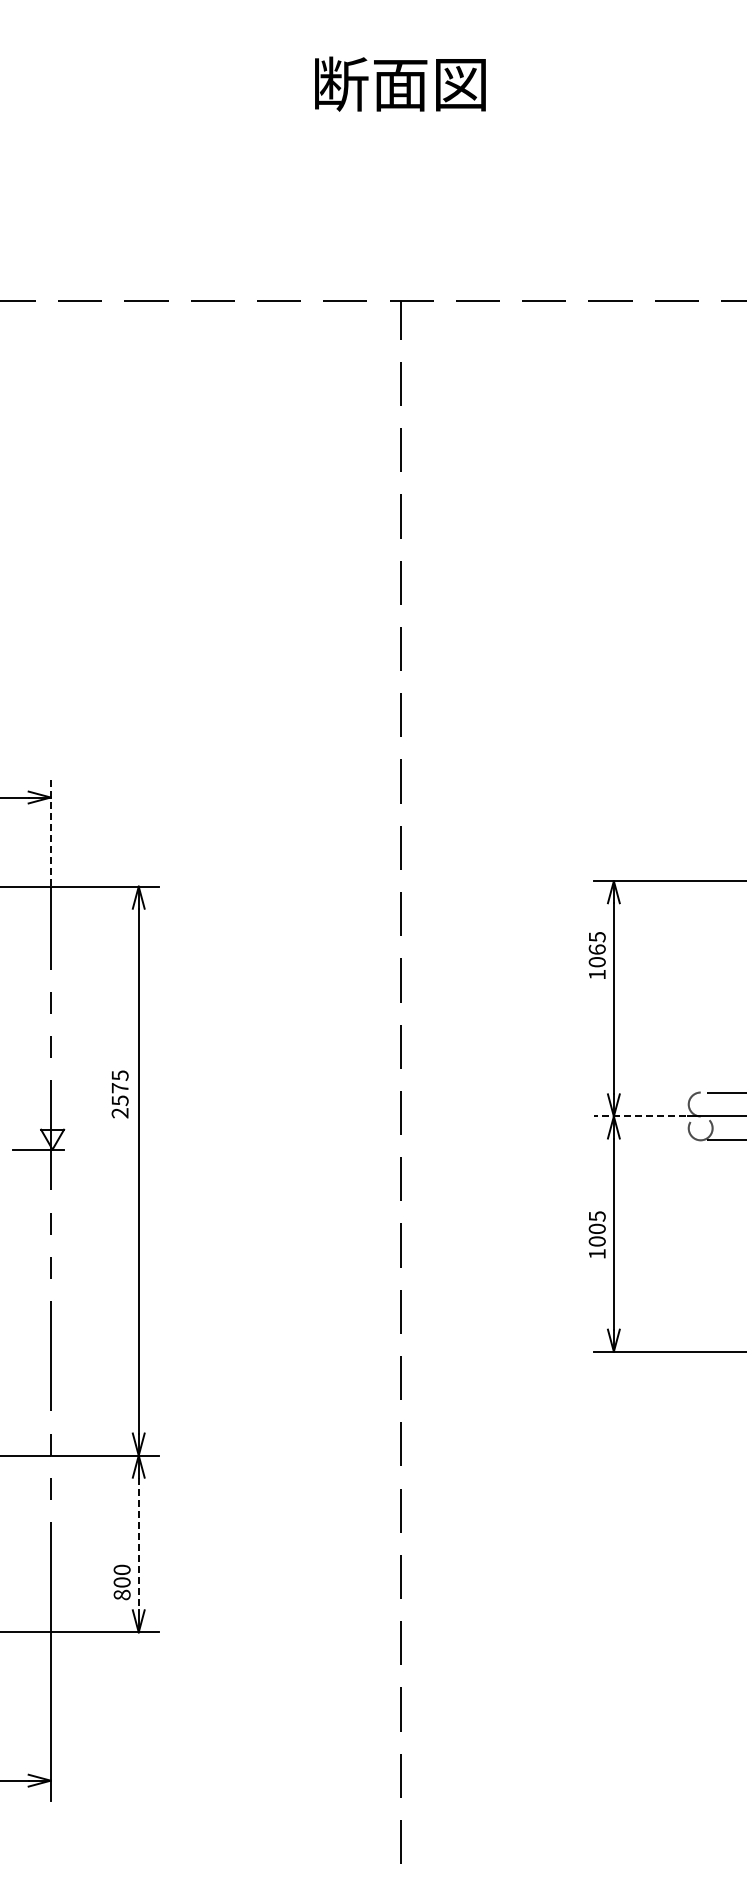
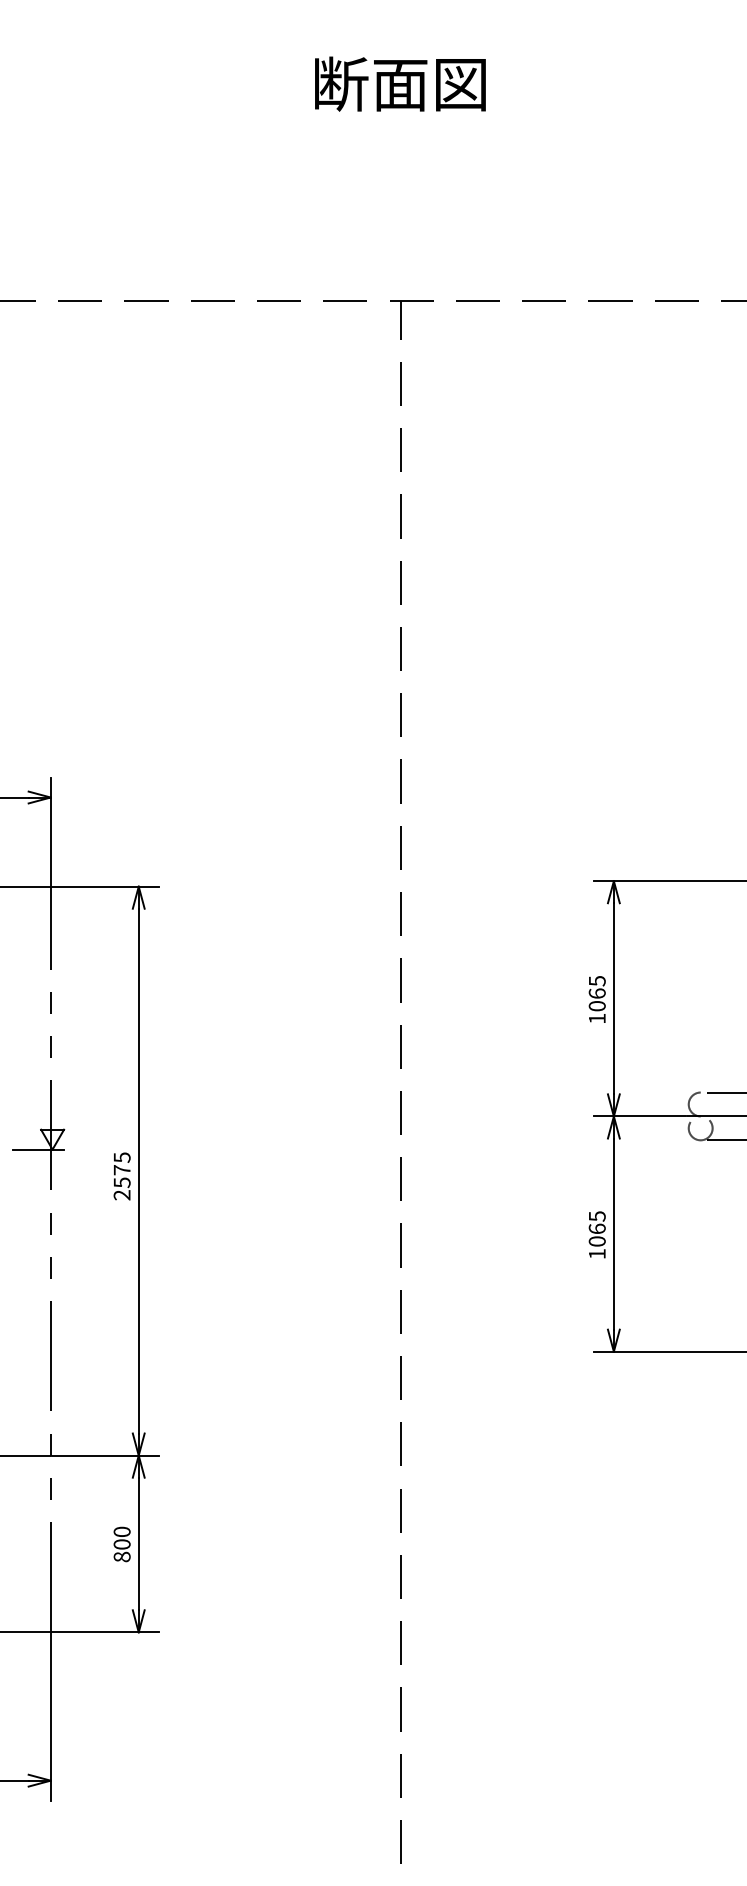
line: dashed -> solid (50, 831)
text position: (596, 955) -> (596, 999) (596, 999)
text position: (119, 1094) -> (121, 1176) (121, 1176)
line: dashed -> solid (639, 1116)
text: 1005 -> 1065 (596, 1228)
line: dashed -> solid (138, 1544)
text position: (121, 1582) -> (121, 1544) (121, 1544)
